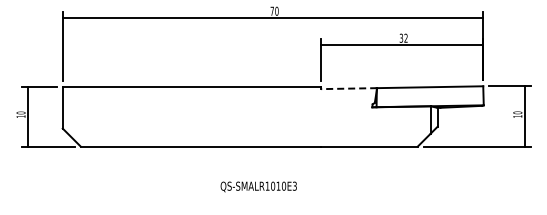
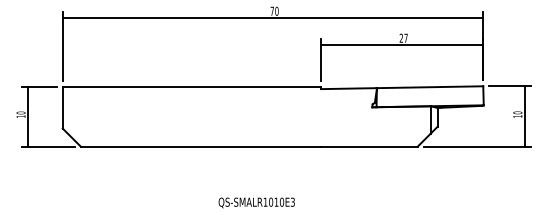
text: 32 -> 27 (403, 37)
line: dashed -> solid (348, 88)
text position: (258, 186) -> (256, 202) (256, 202)
